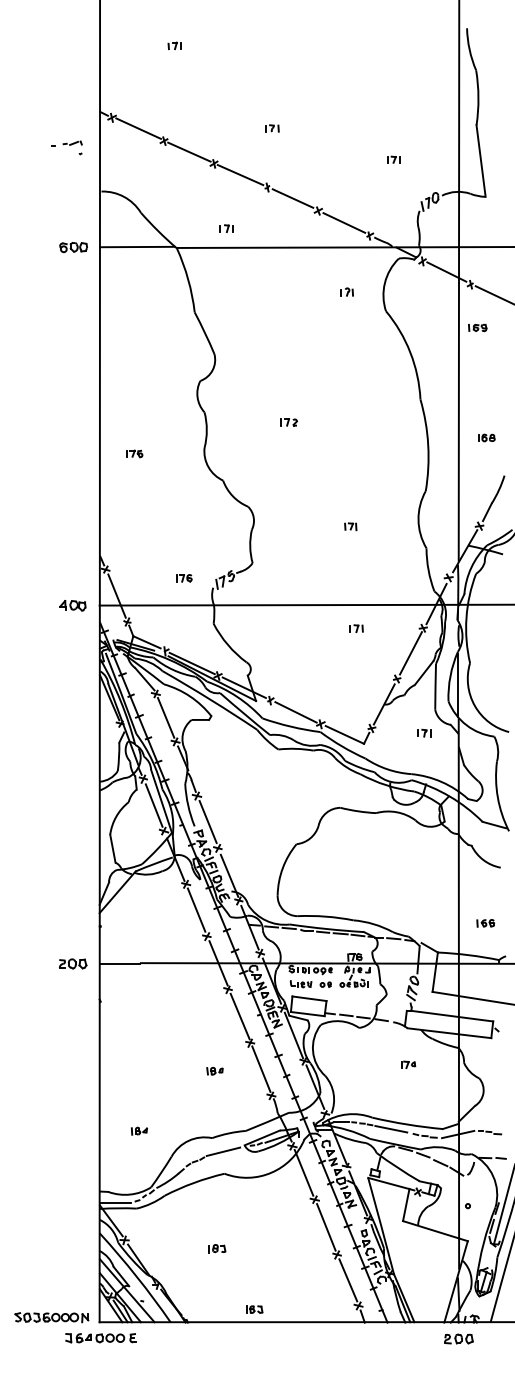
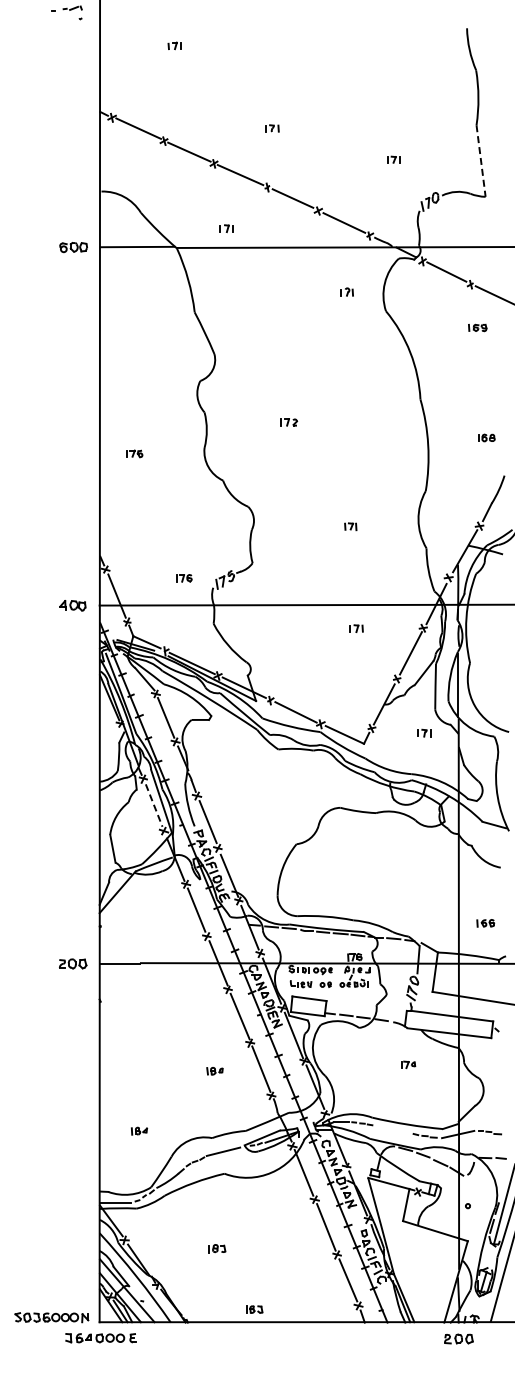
part position: (66, 147) -> (66, 12) (66, 12)
line: solid -> dashed (481, 161)
line: present -> none (458, 281)
line: solid -> dashed (154, 805)
line: present -> none (391, 1129)
